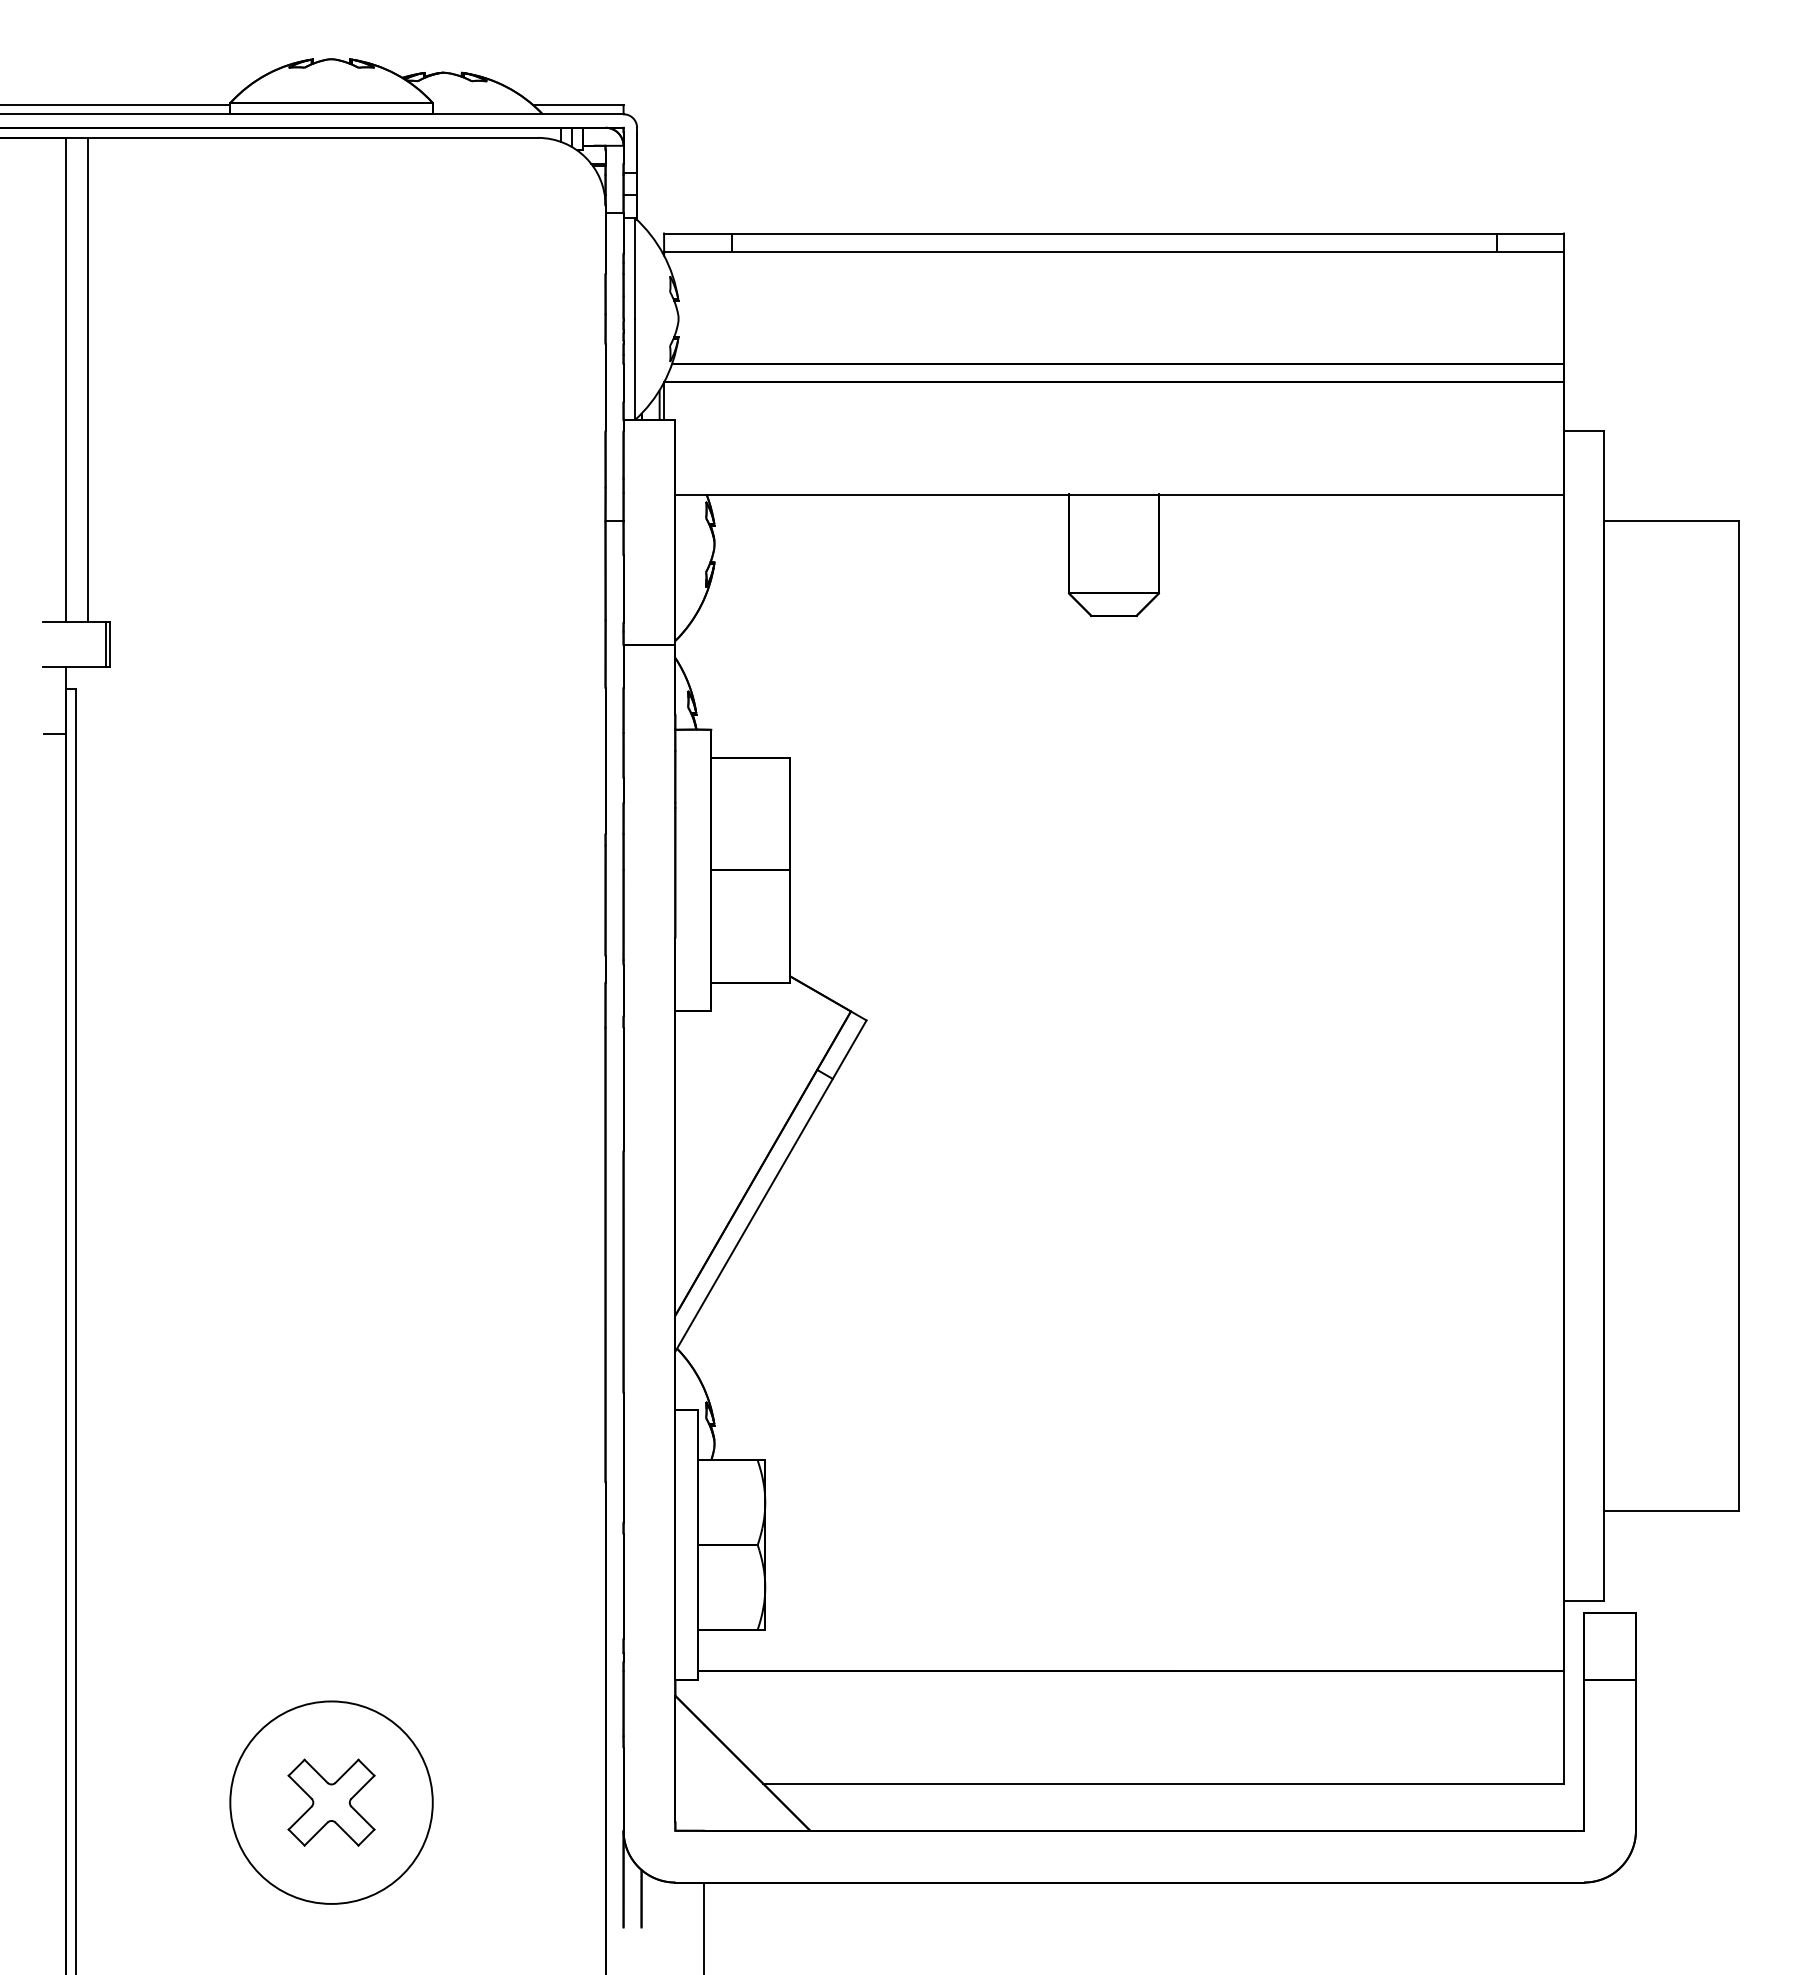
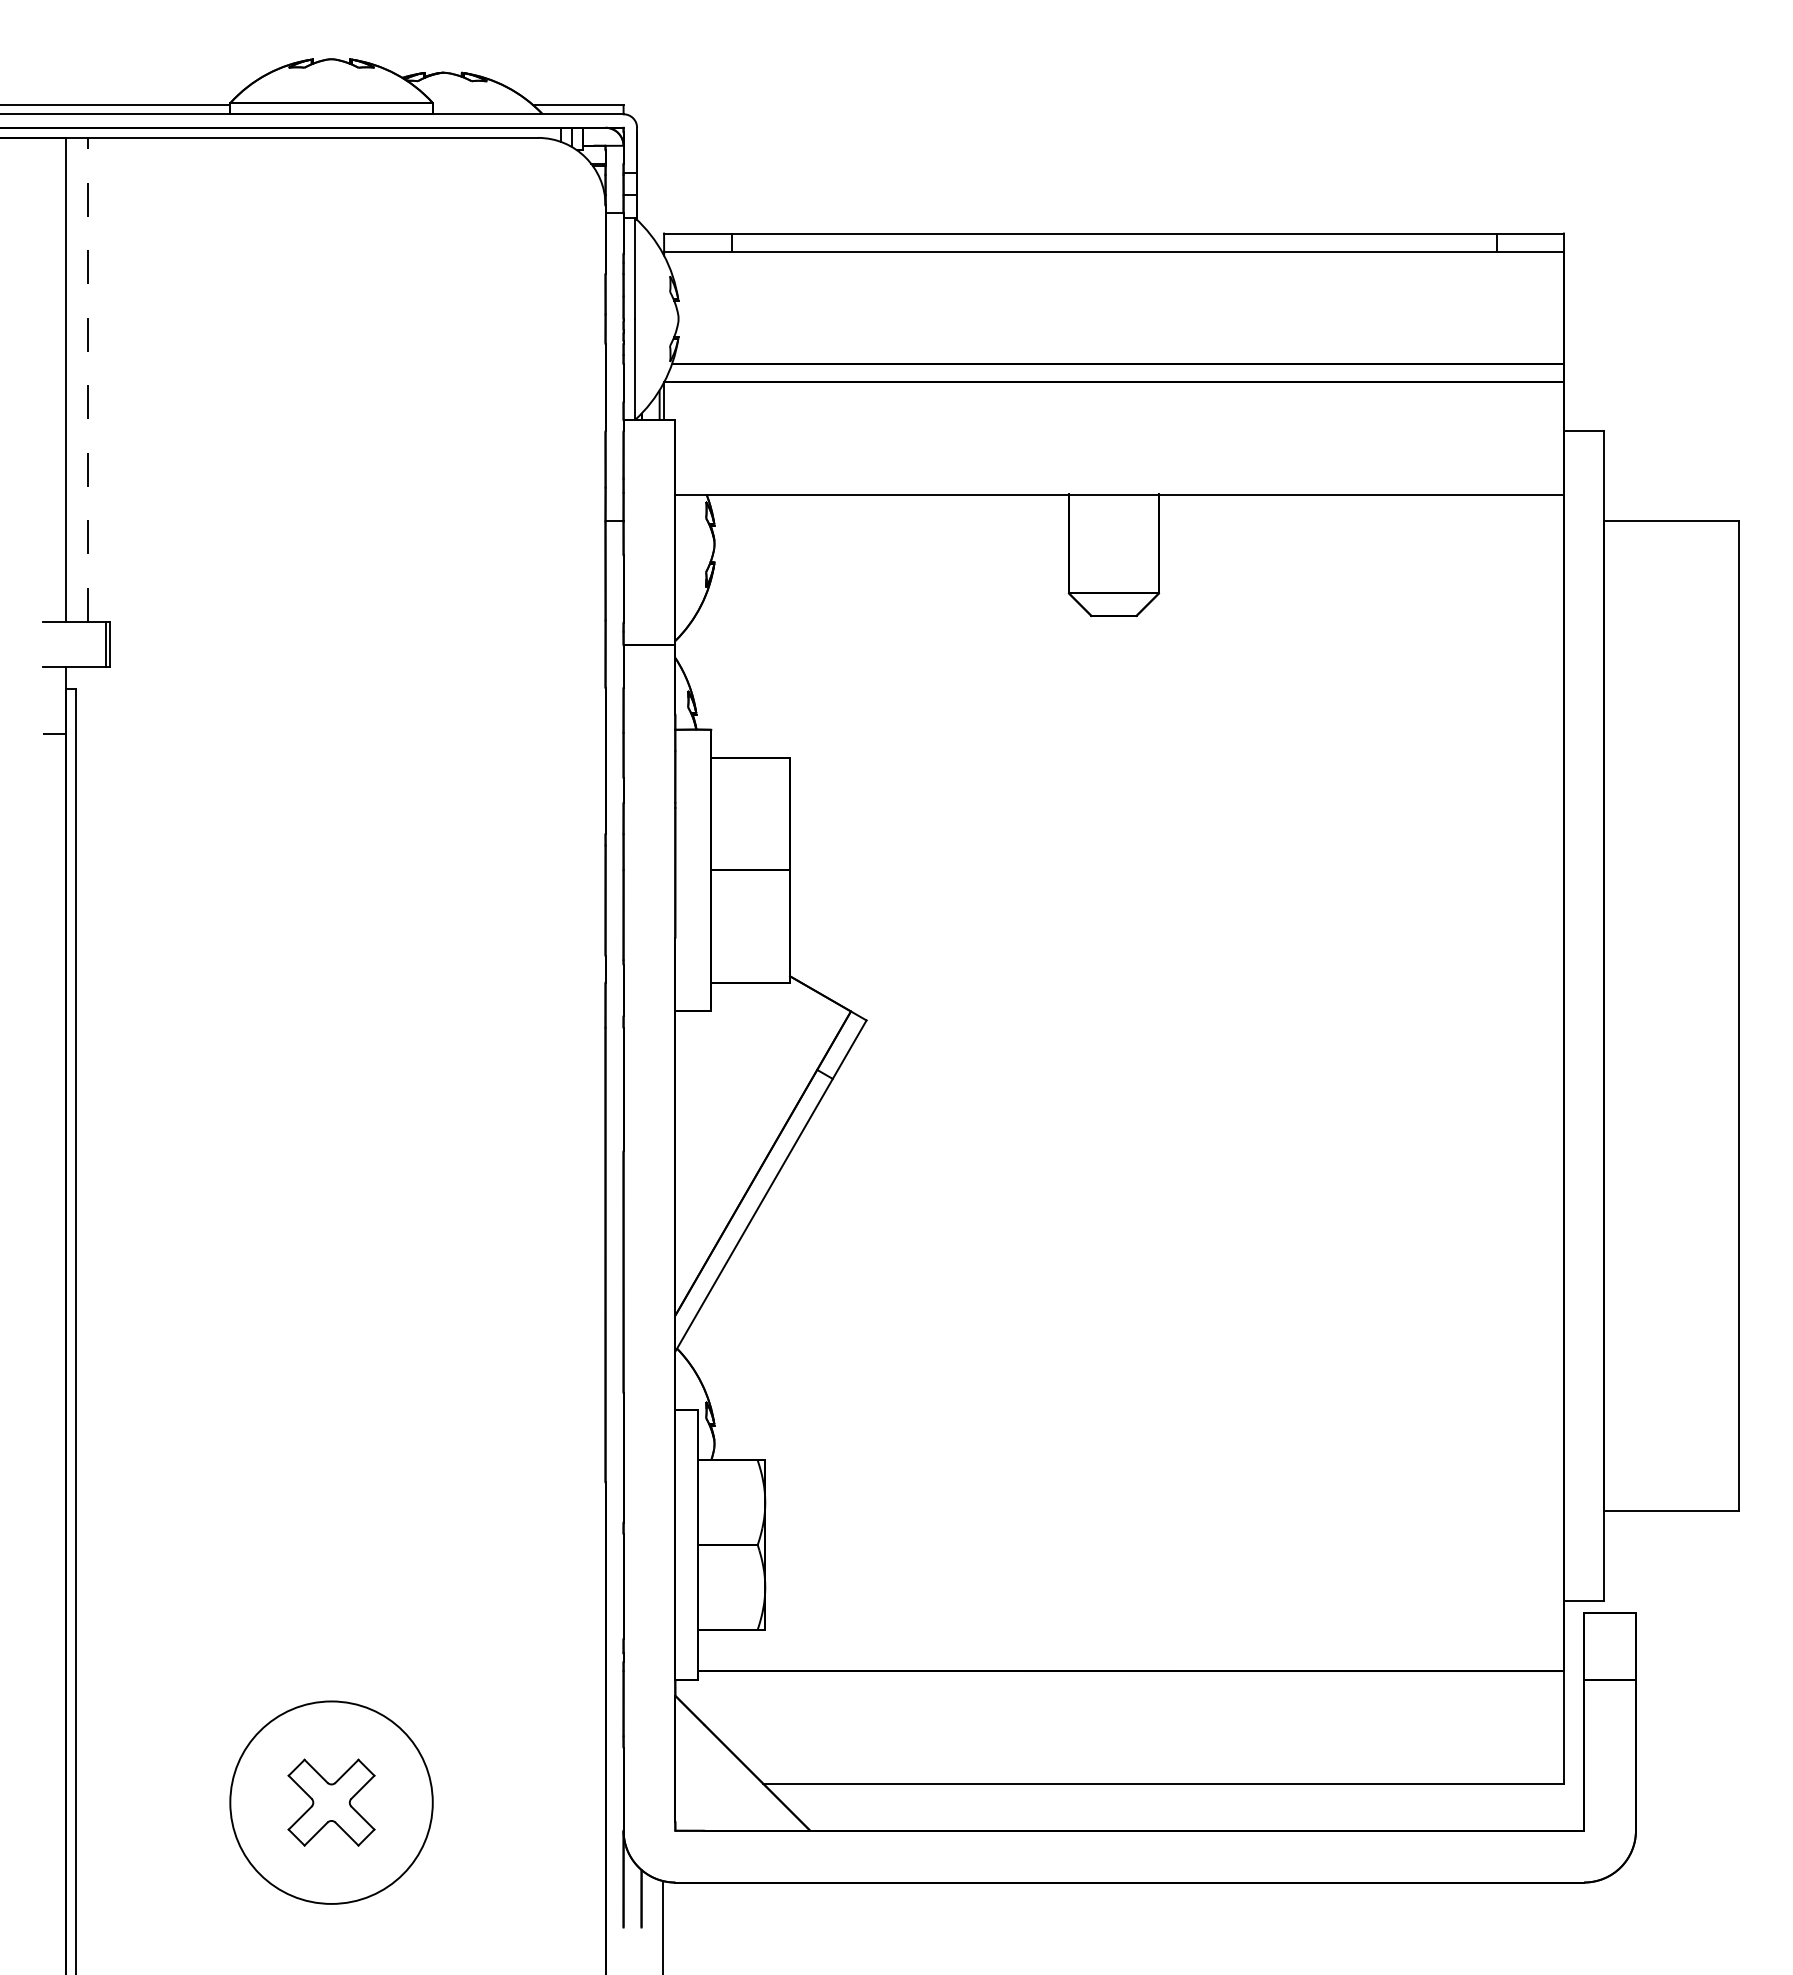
line: solid -> dashed (88, 379)
line position: (704, 1926) -> (663, 1926) (663, 1926)
